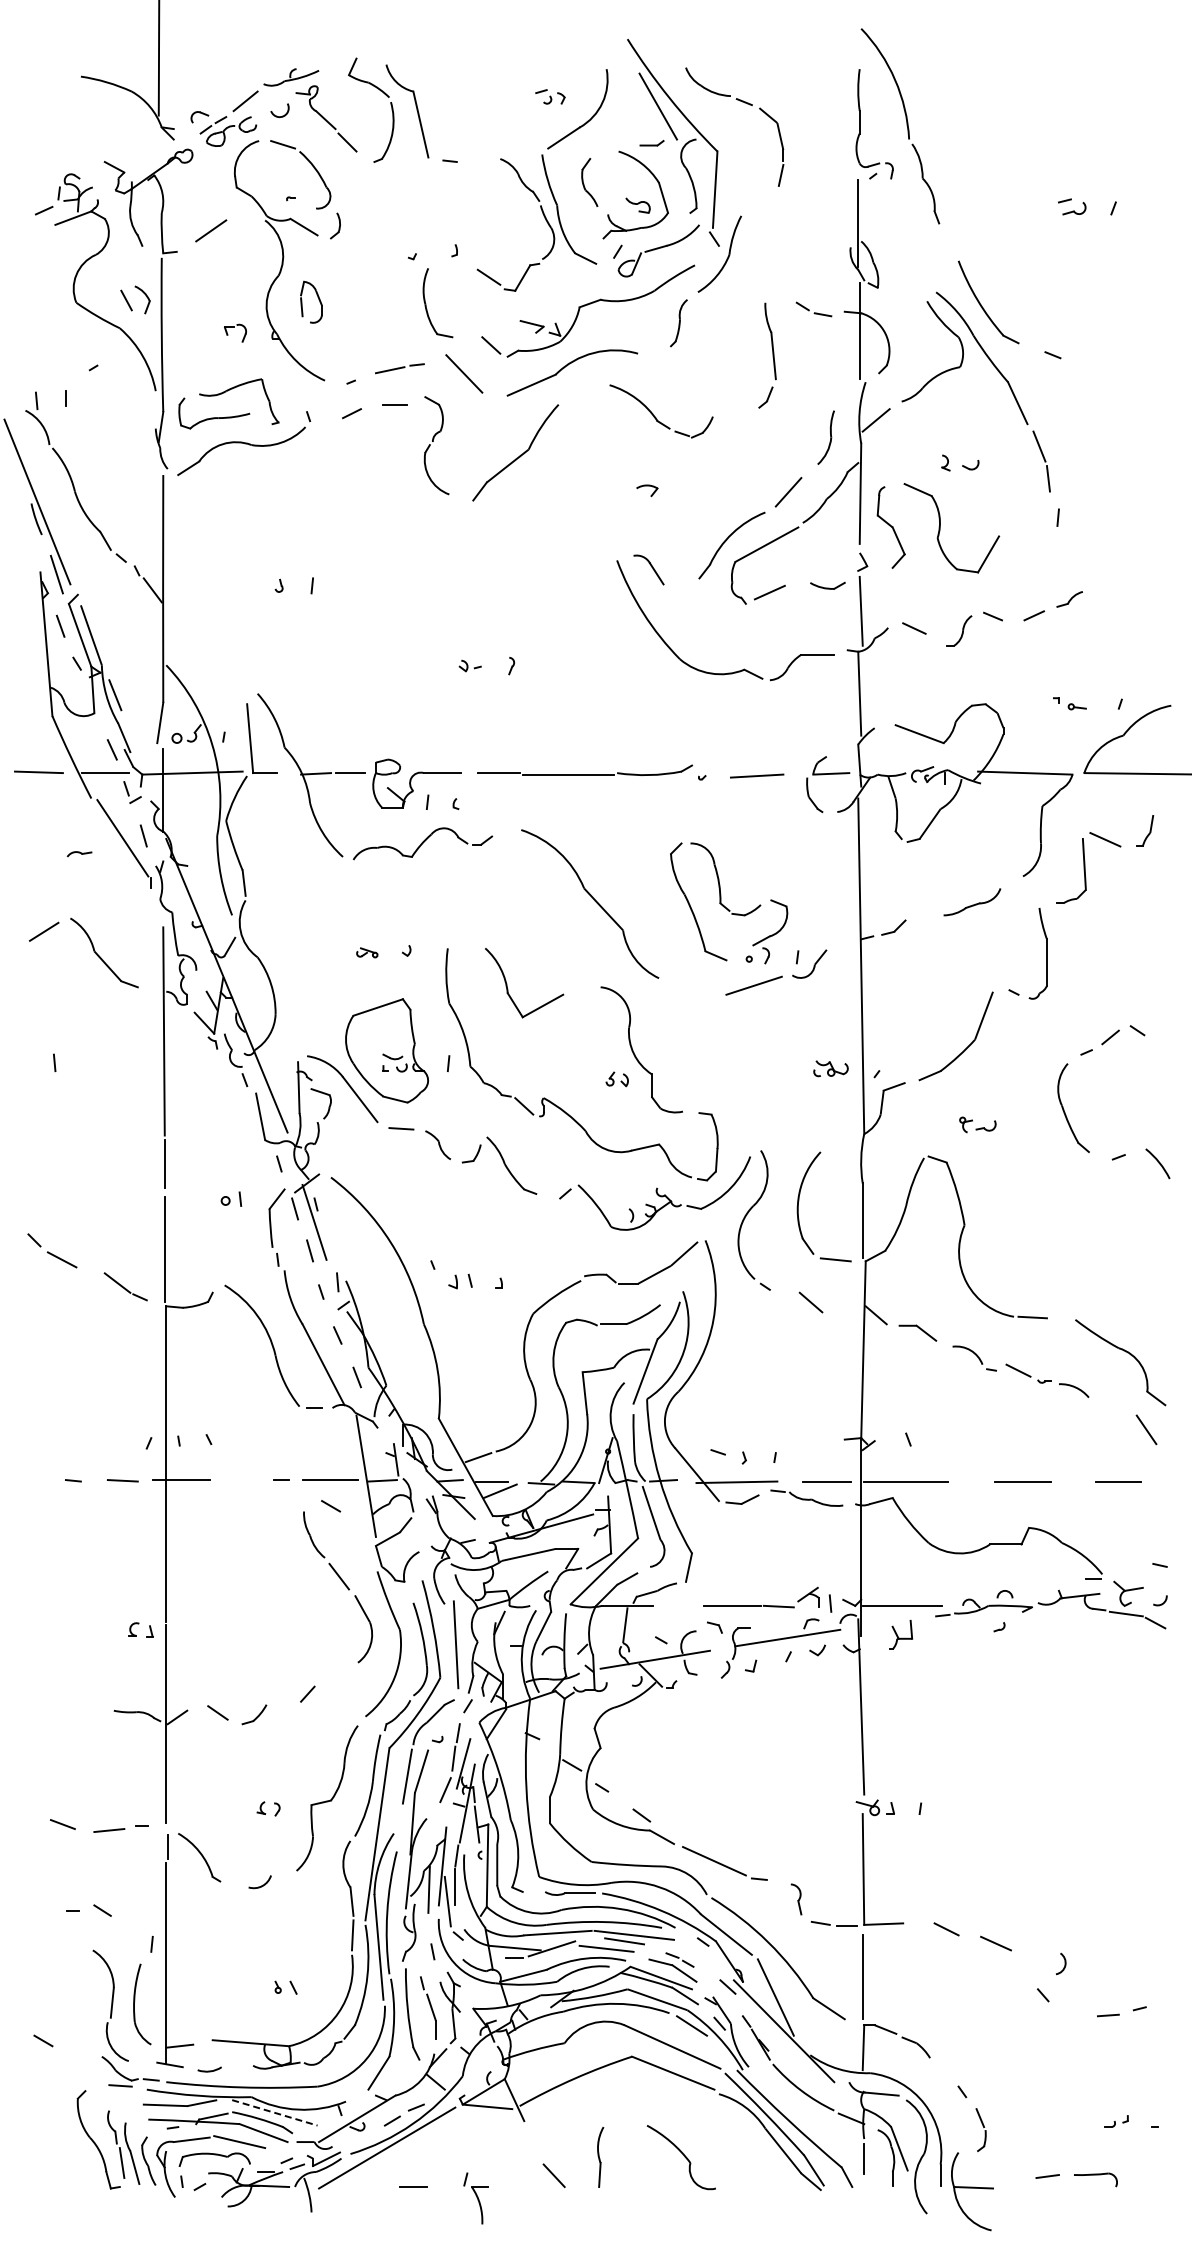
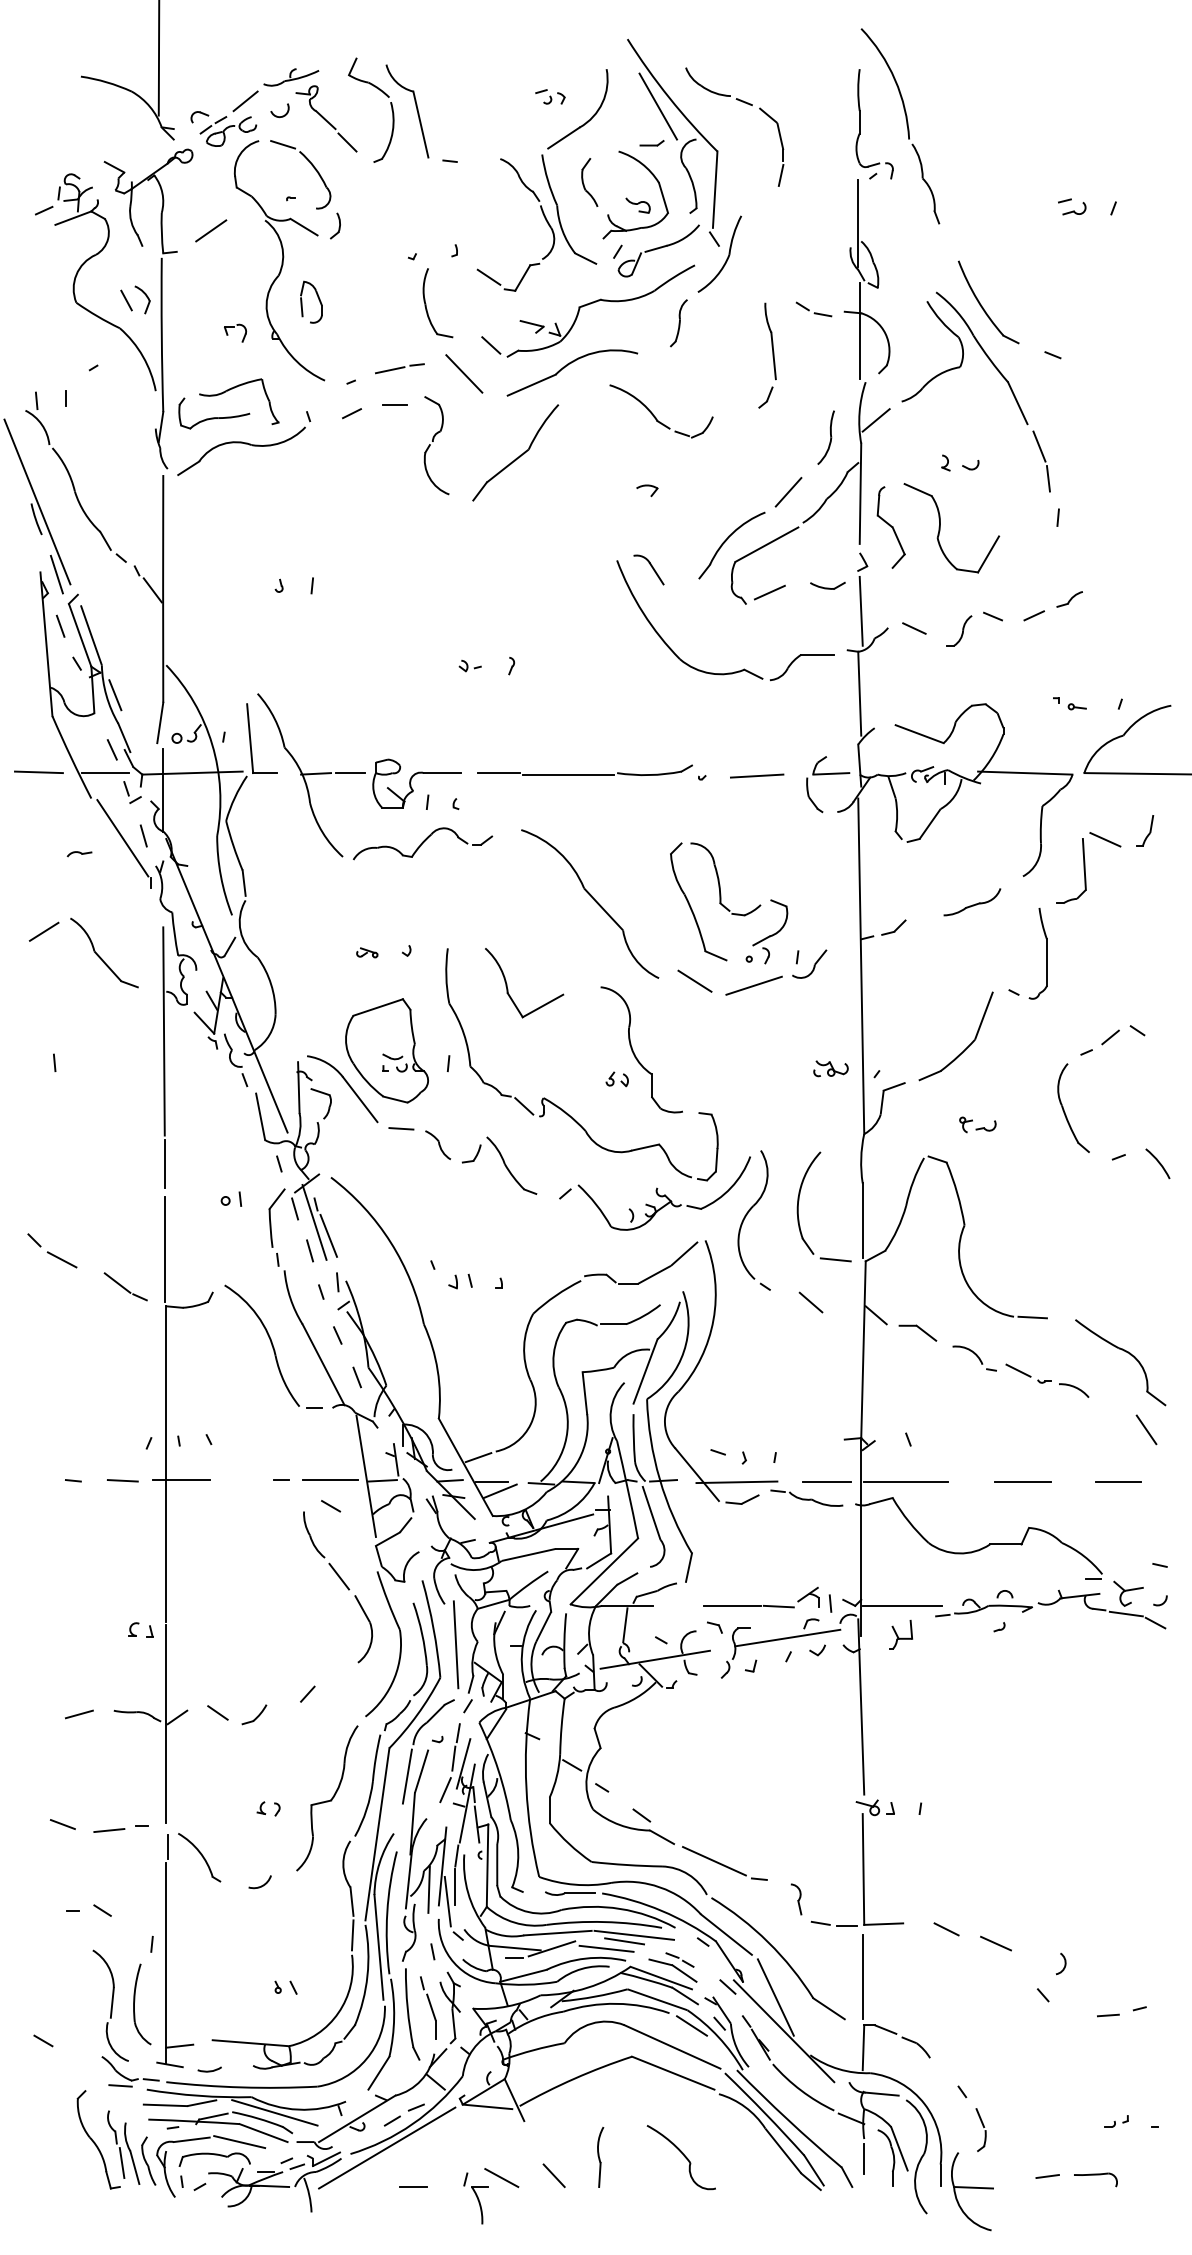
line: none -> present (694, 980)
line: none -> present (328, 1235)
line: none -> present (78, 1714)
line: dashed -> solid (274, 2112)
line: none -> present (501, 2178)
